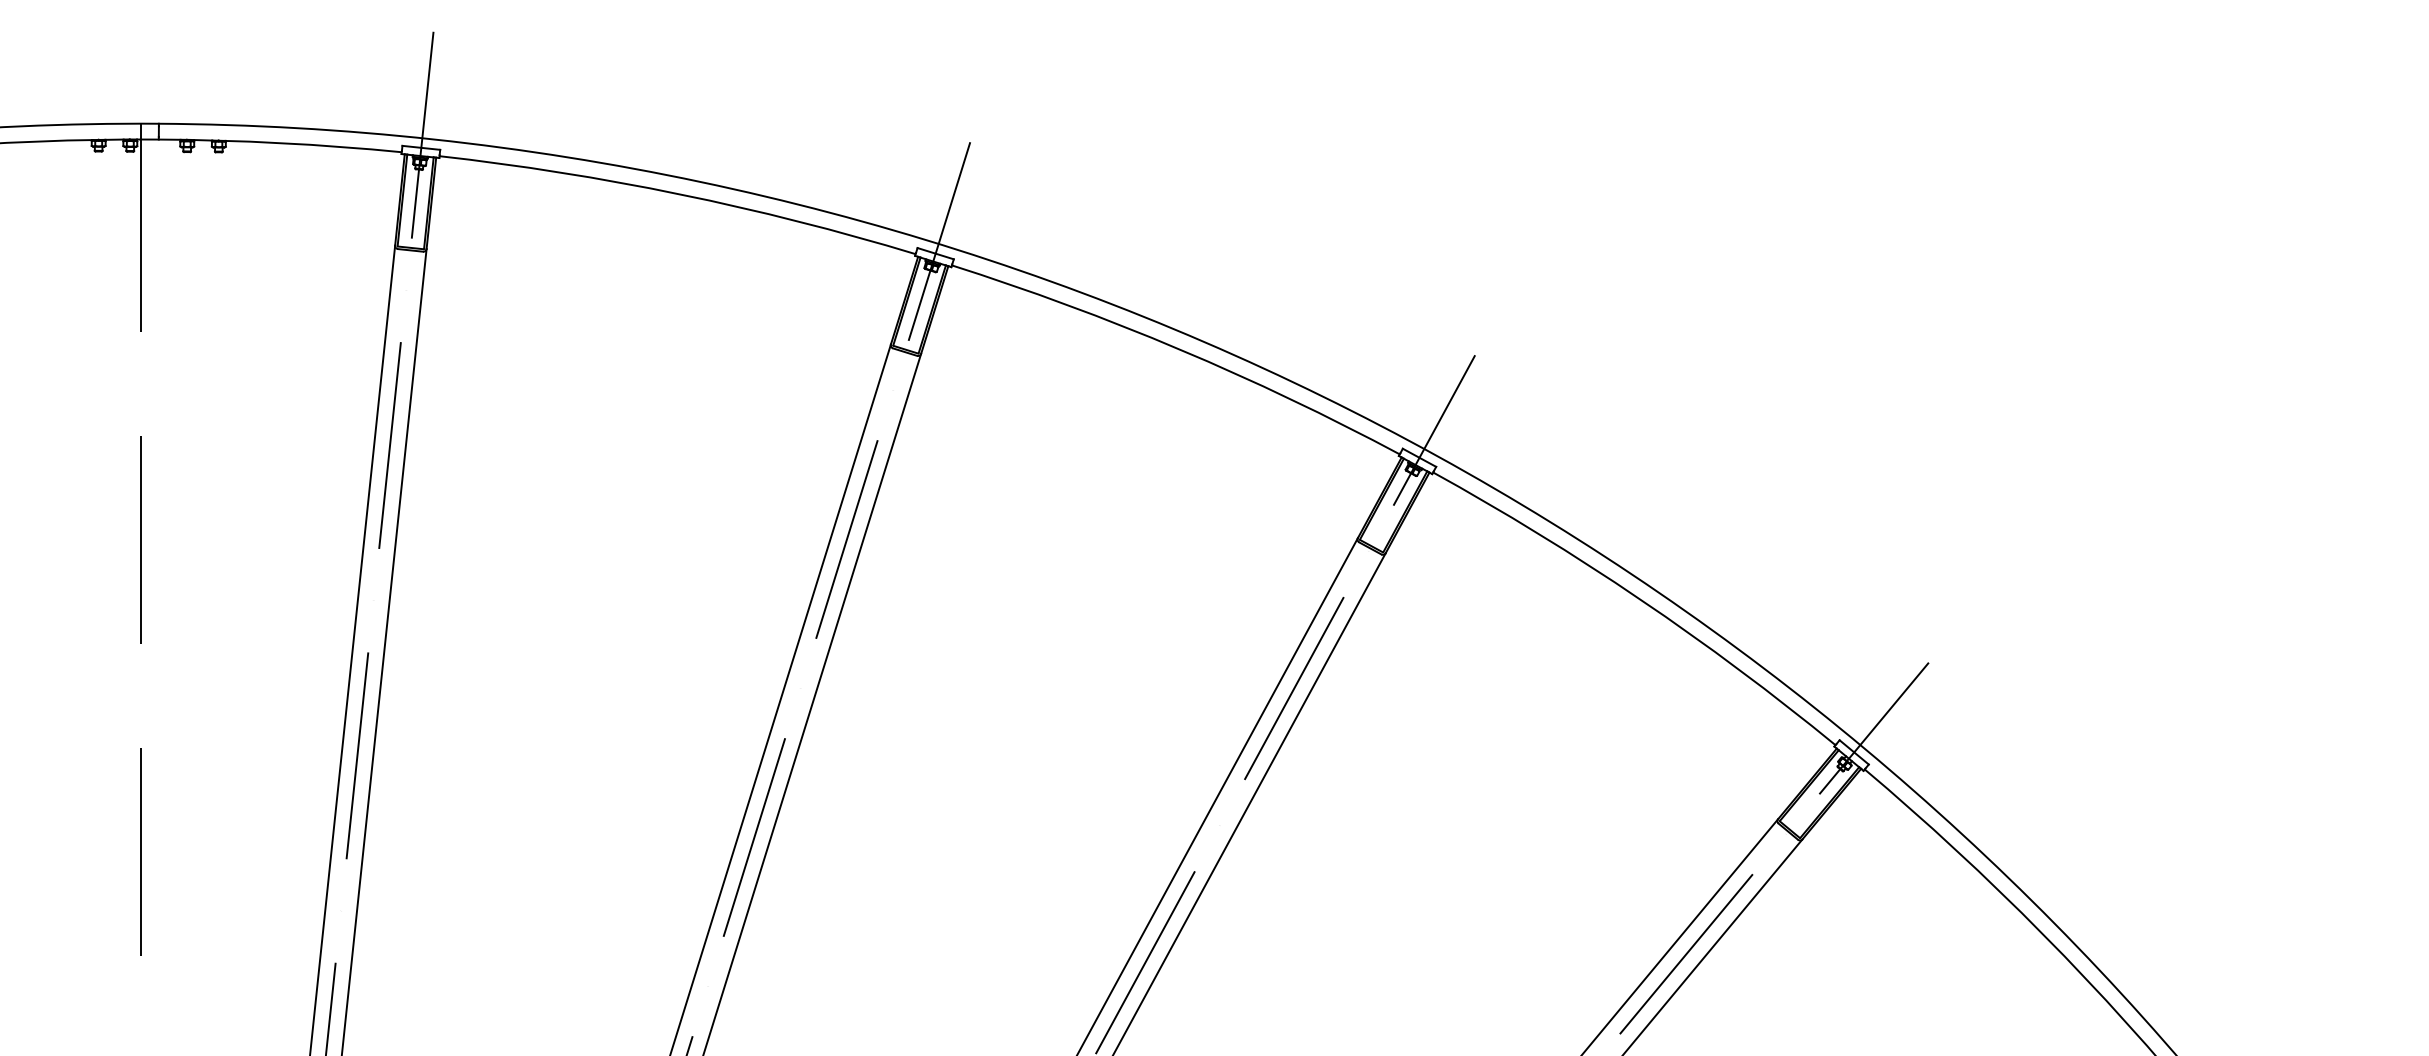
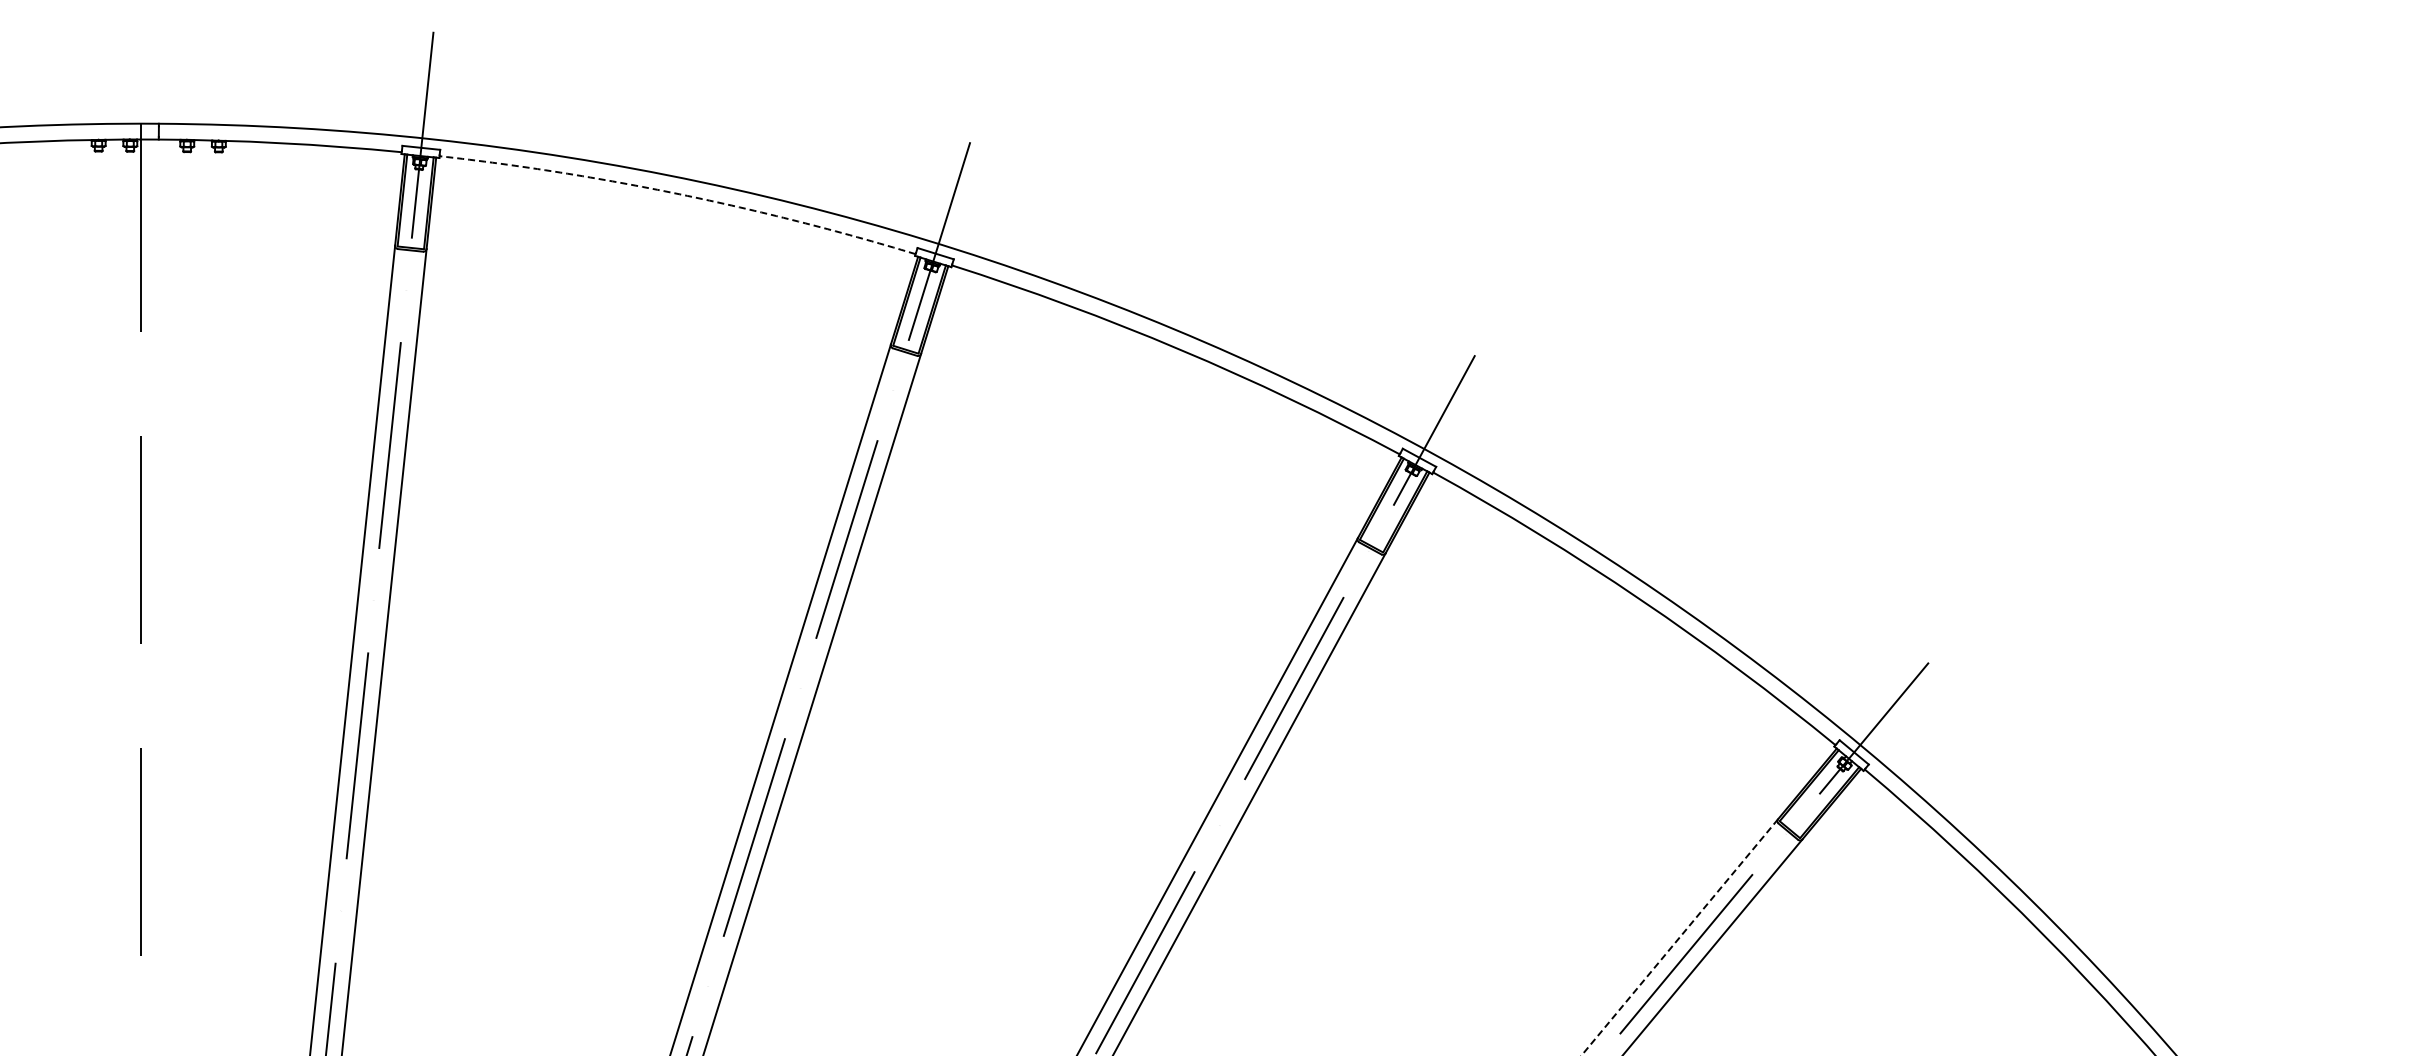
arc: solid -> dashed (679, 194)
line: solid -> dashed (1679, 937)
